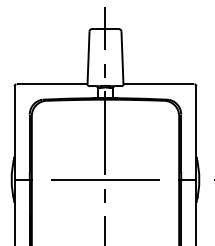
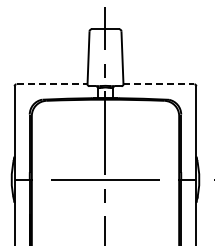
line: solid -> dashed (52, 84)
line: solid -> dashed (159, 84)
